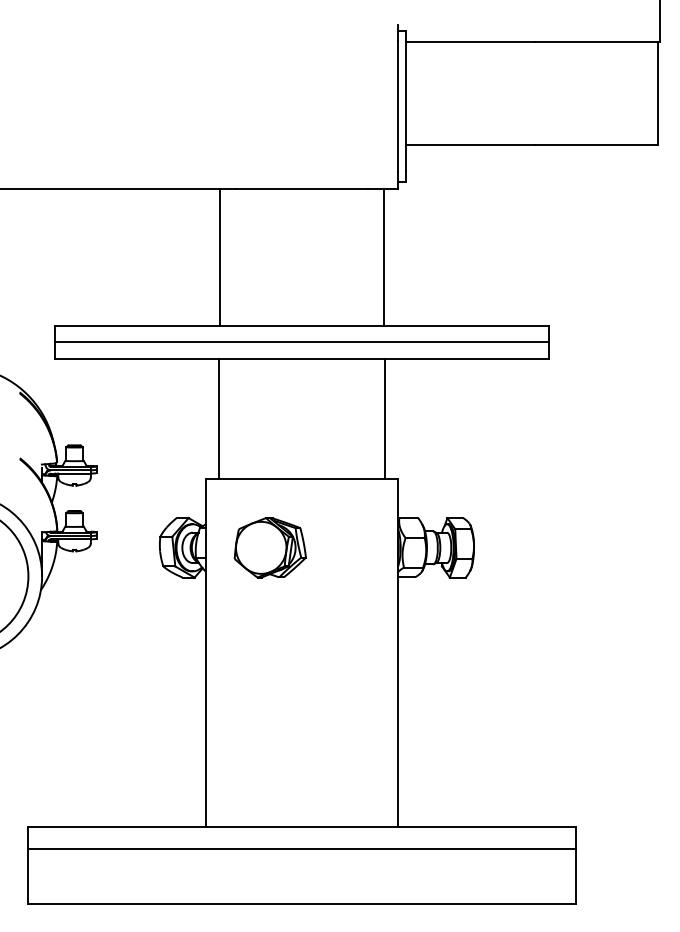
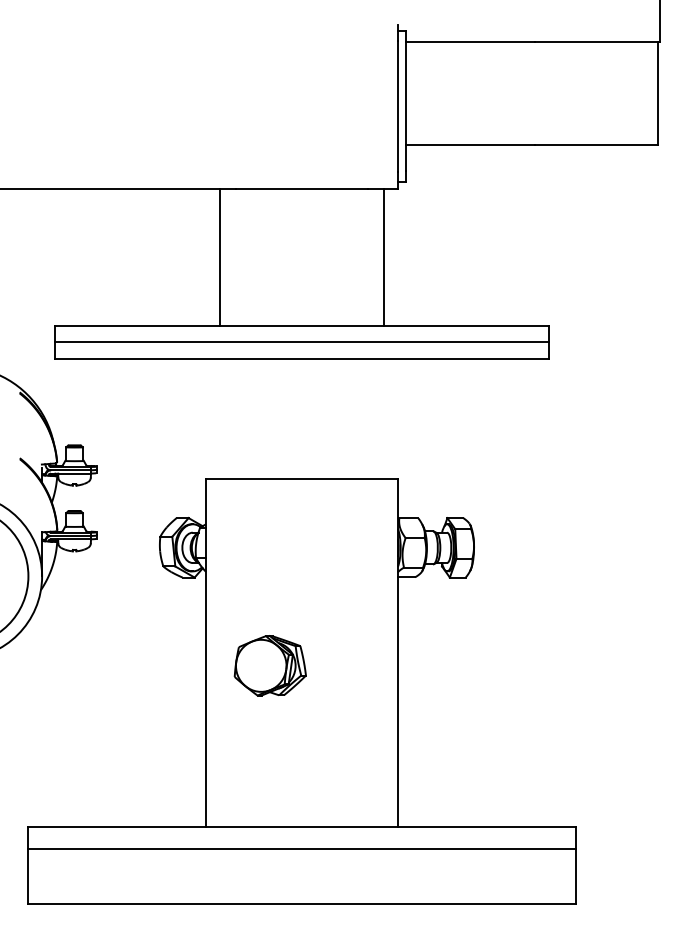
line: present -> none (219, 418)
line: present -> none (384, 418)
part position: (269, 547) -> (269, 665) (269, 665)
